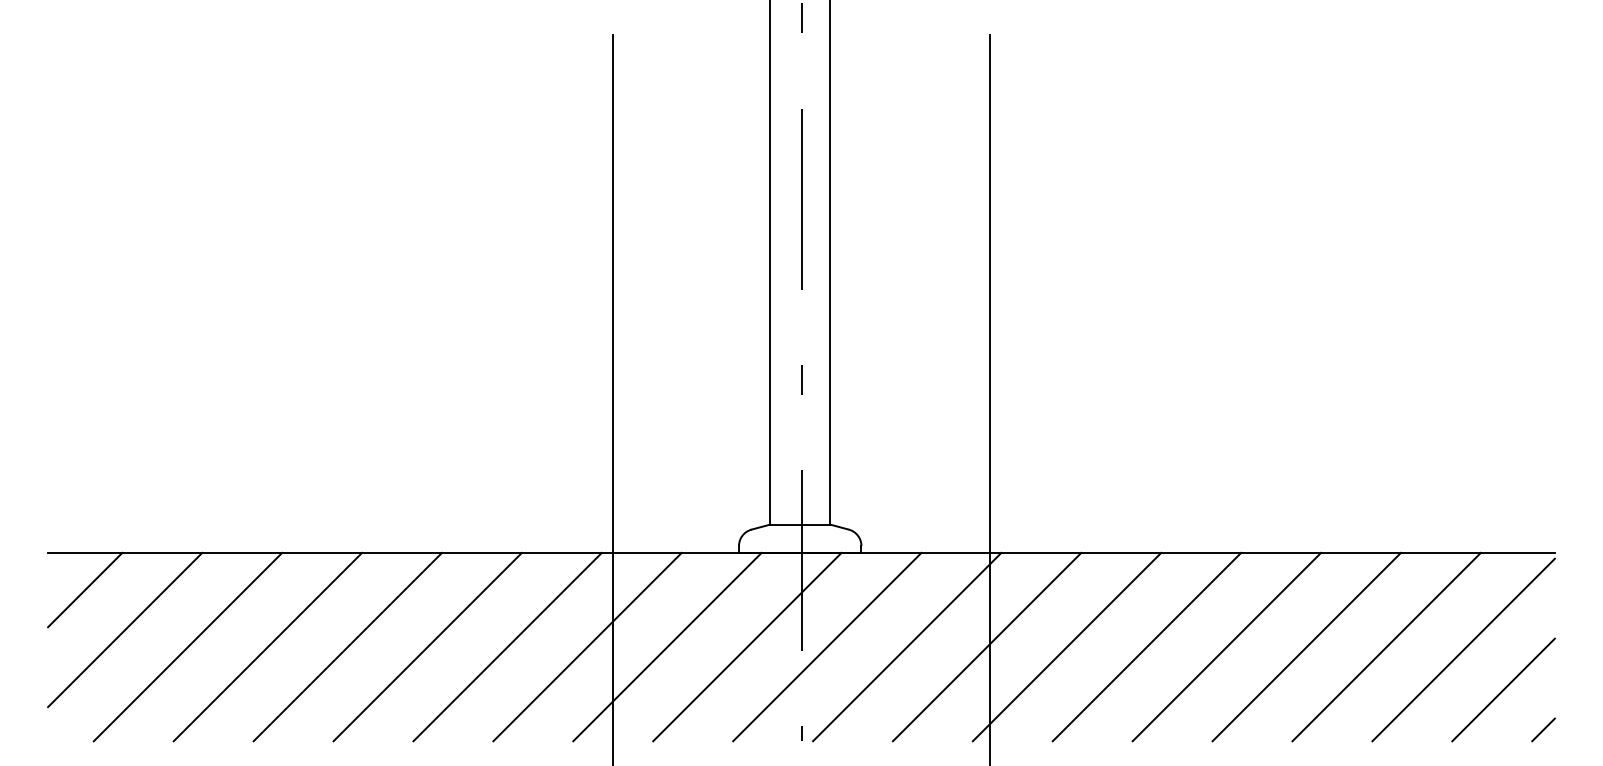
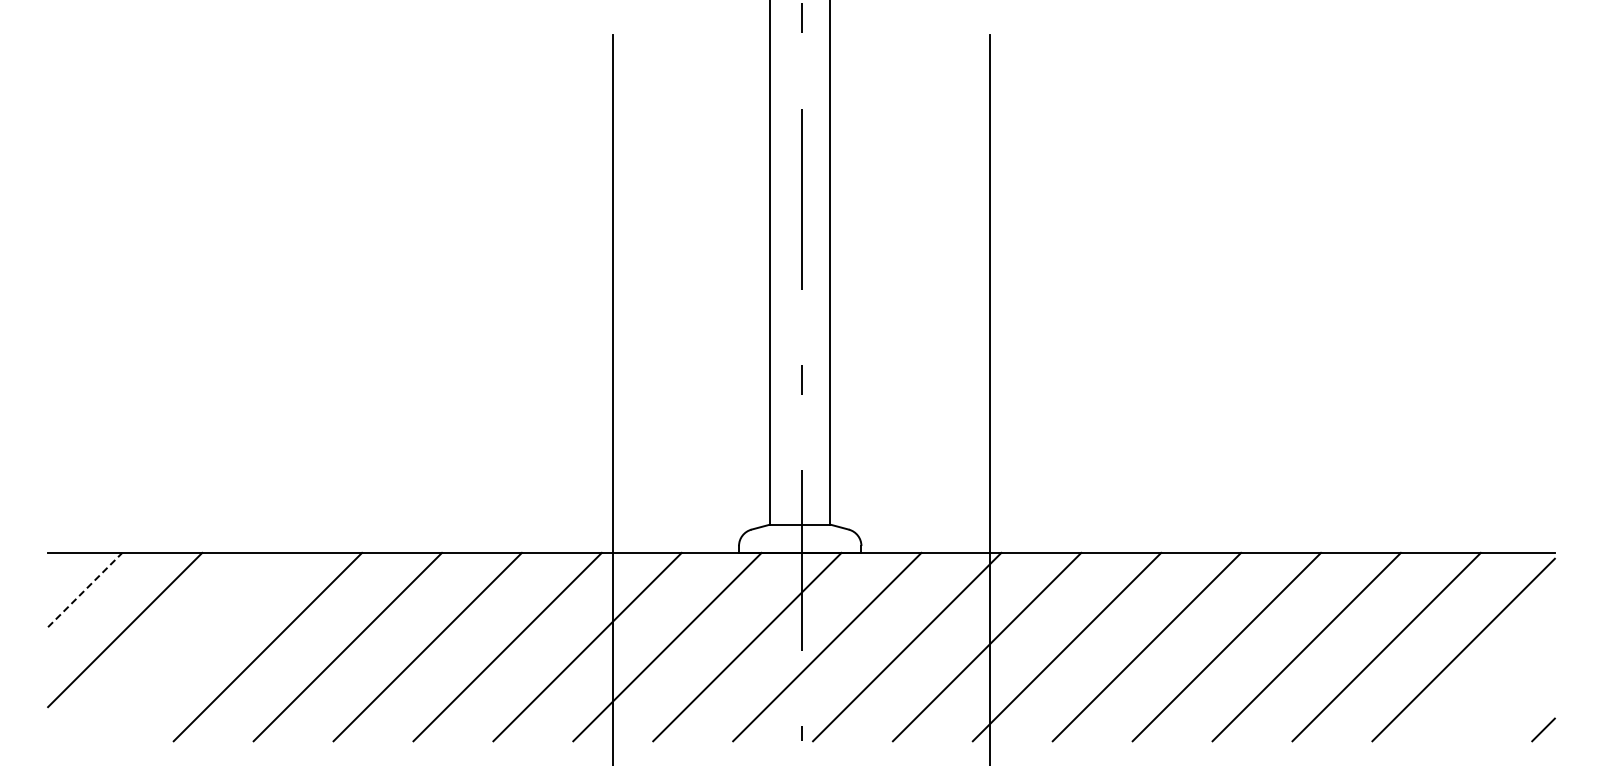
line: solid -> dashed (85, 590)
line: present -> none (187, 646)
line: present -> none (1503, 689)
